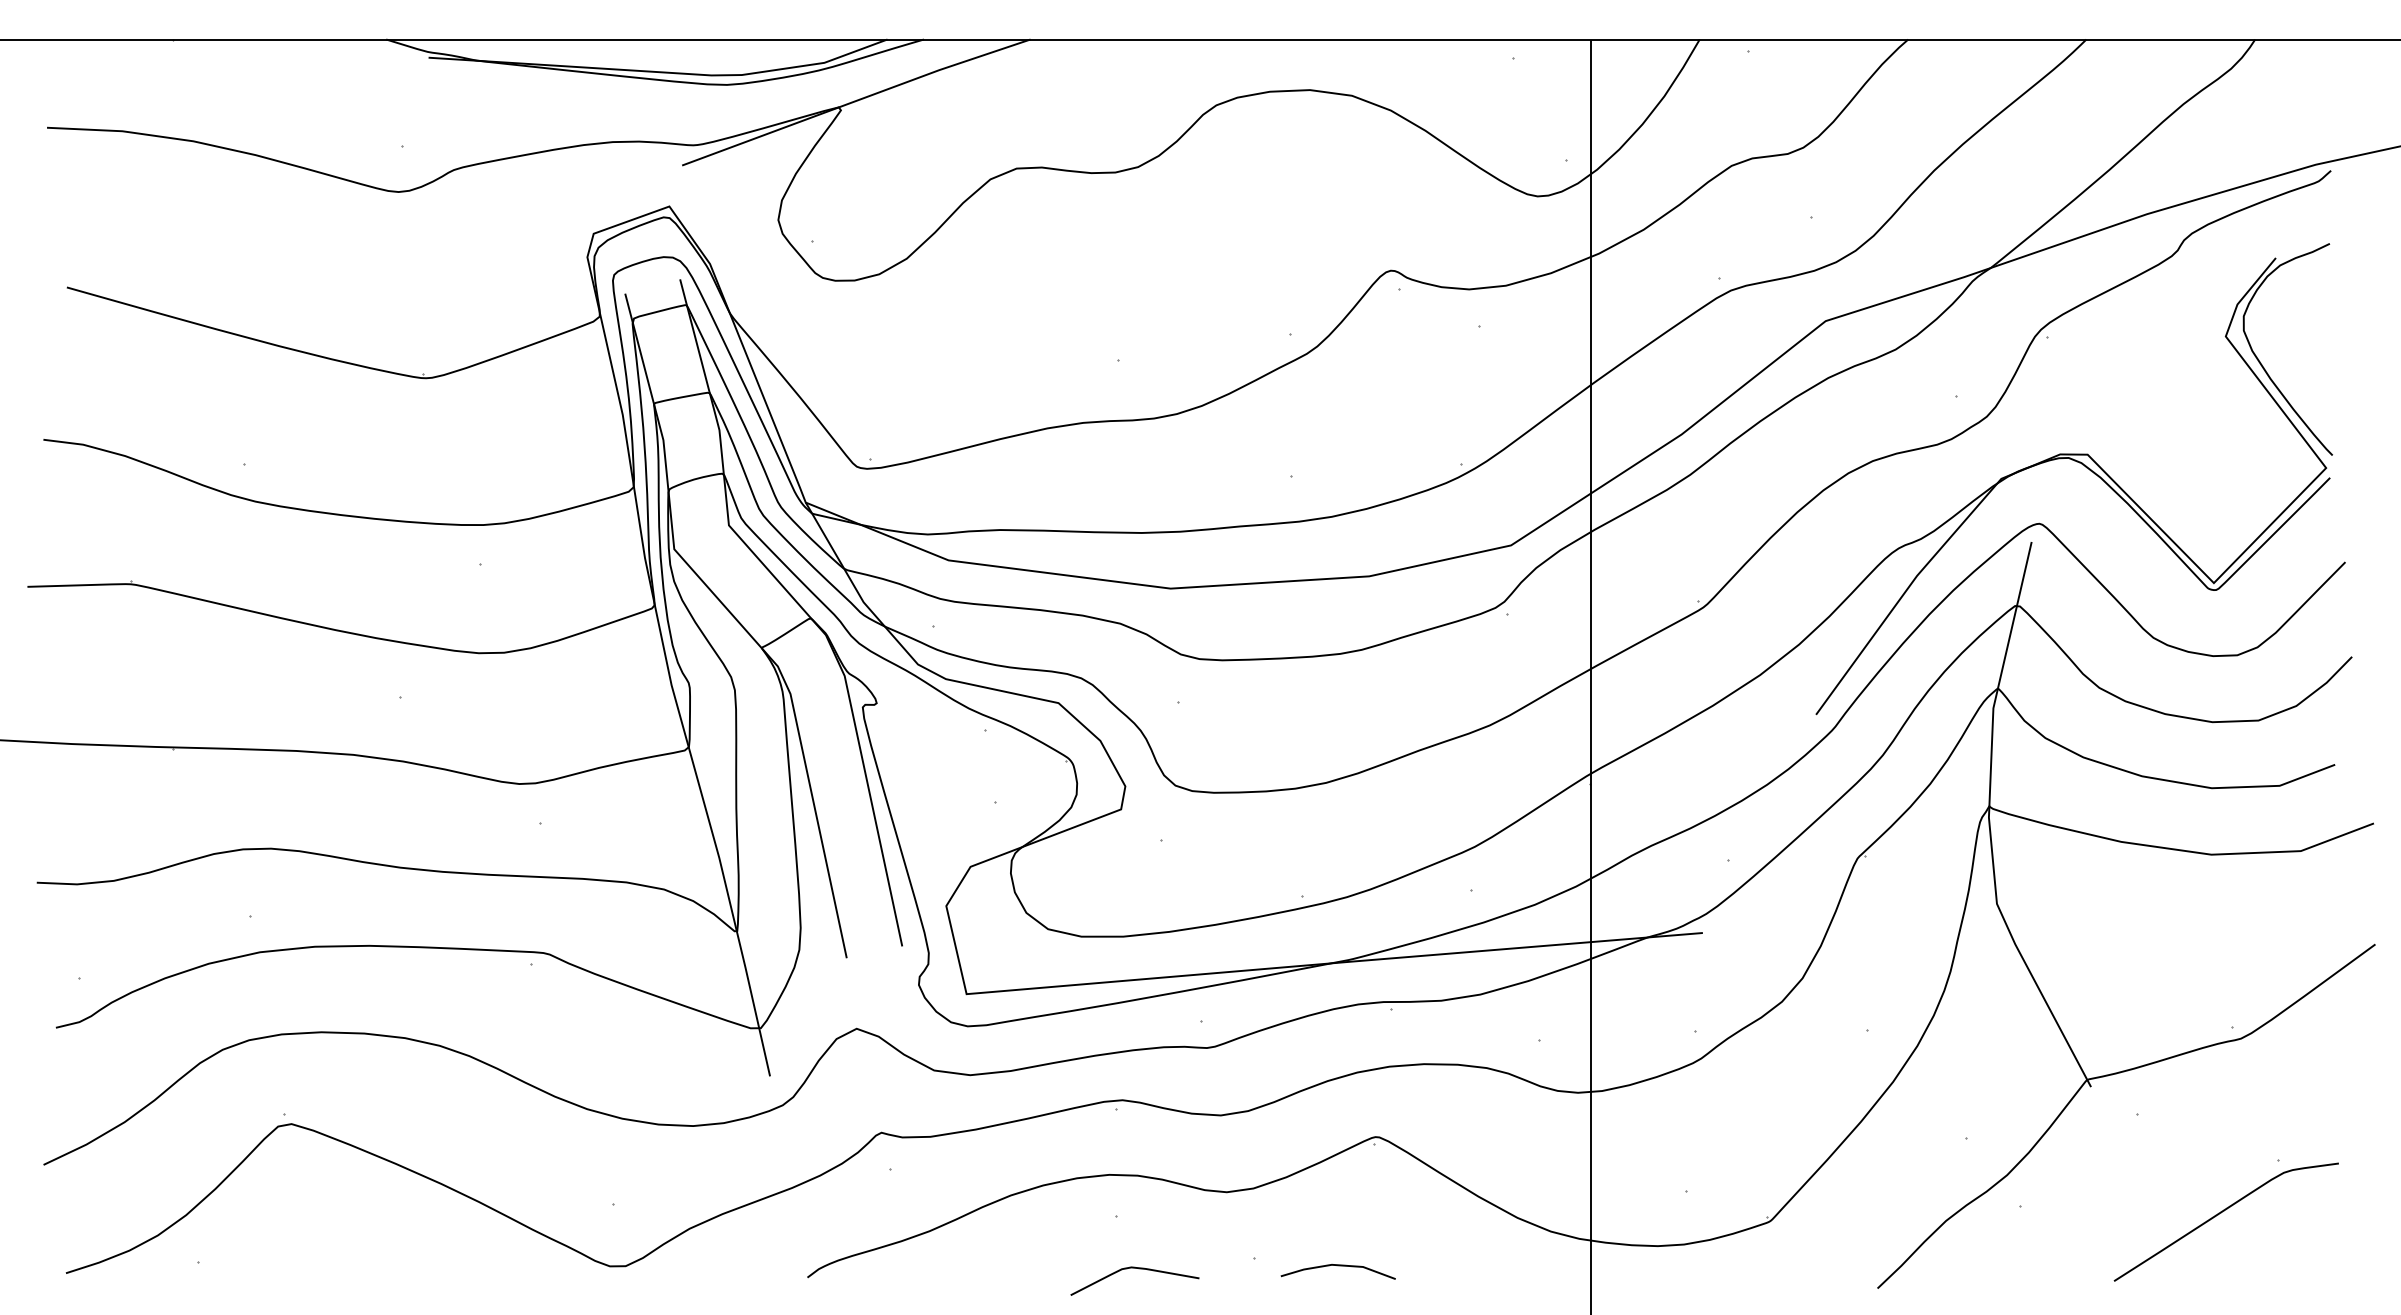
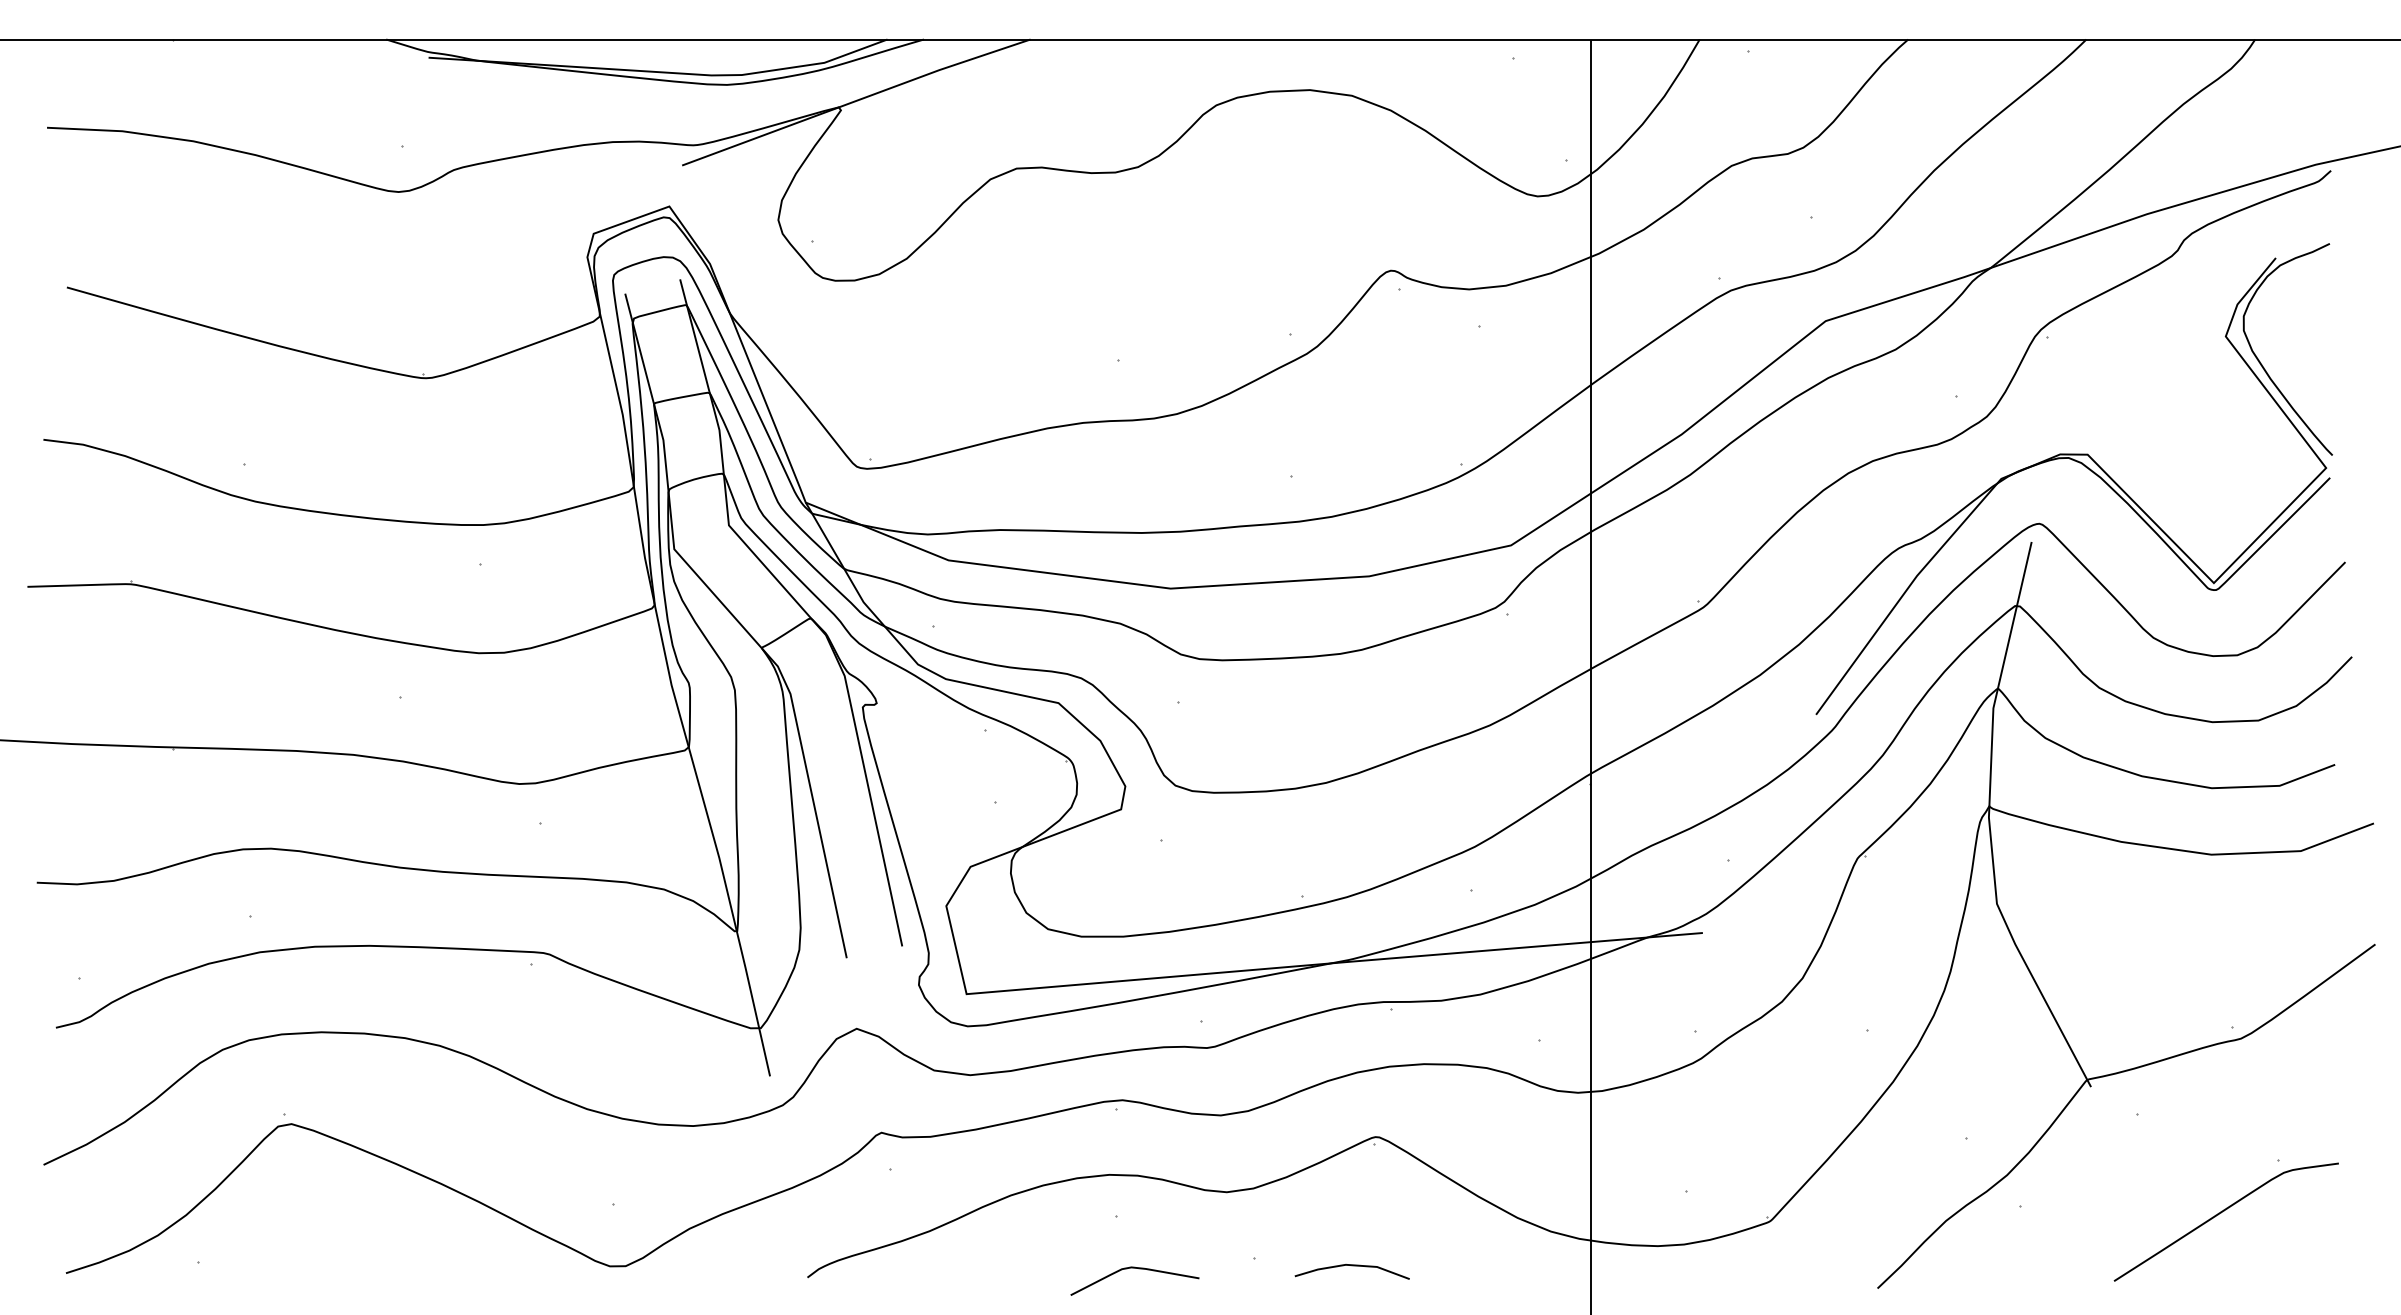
line position: (1337, 1266) -> (1351, 1266) (1351, 1266)
